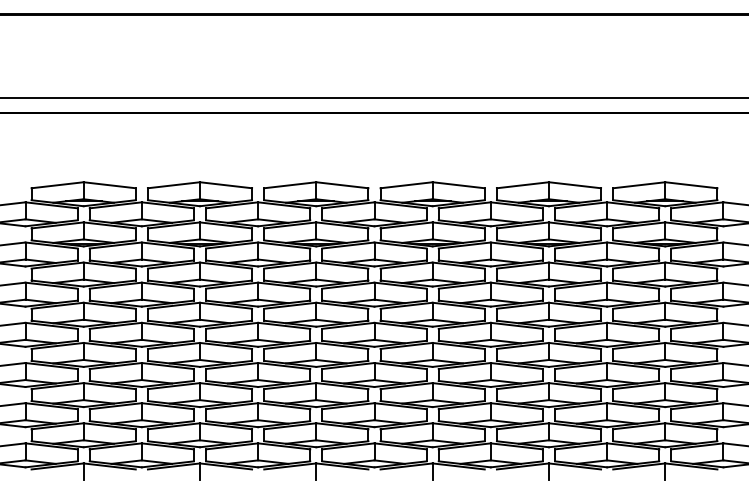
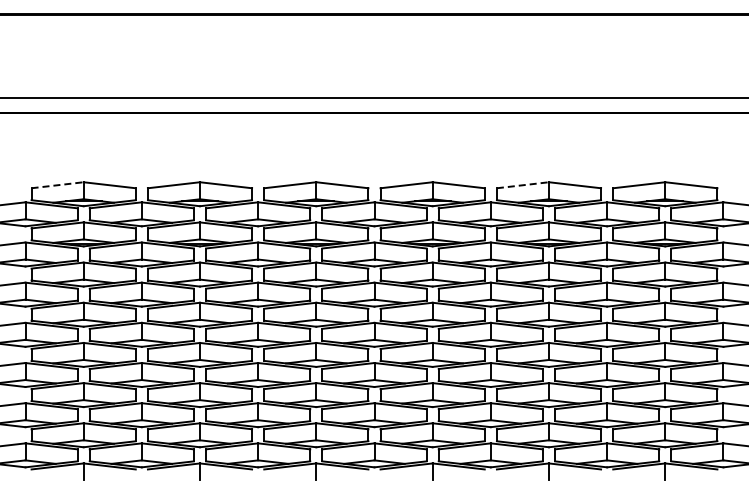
line: solid -> dashed (58, 185)
line: solid -> dashed (523, 185)
